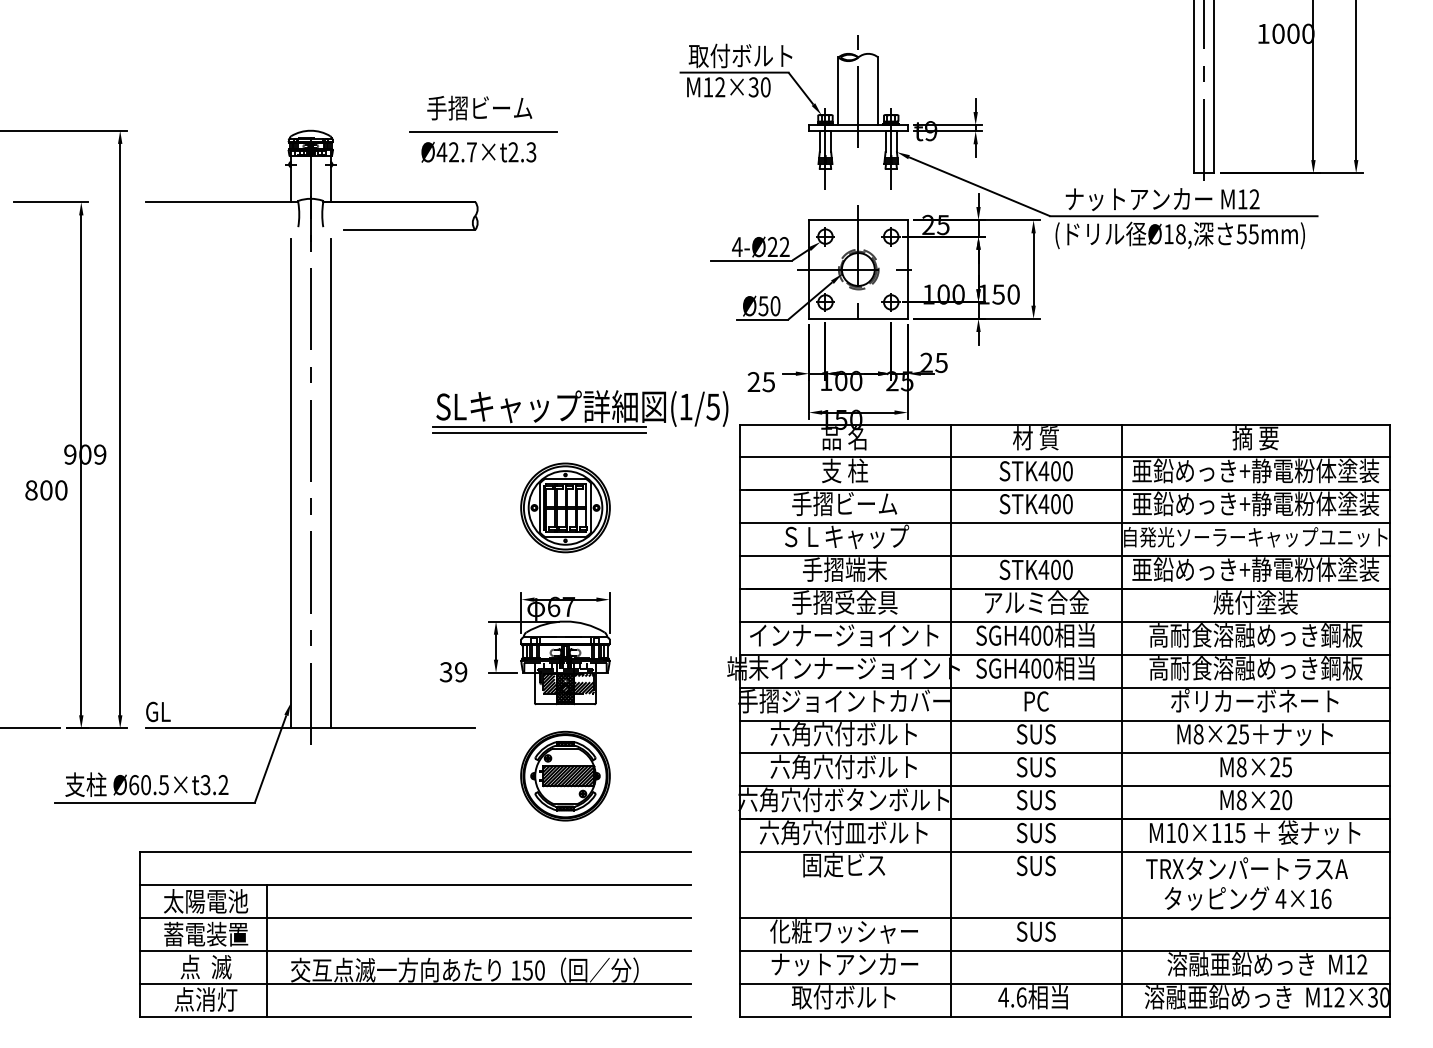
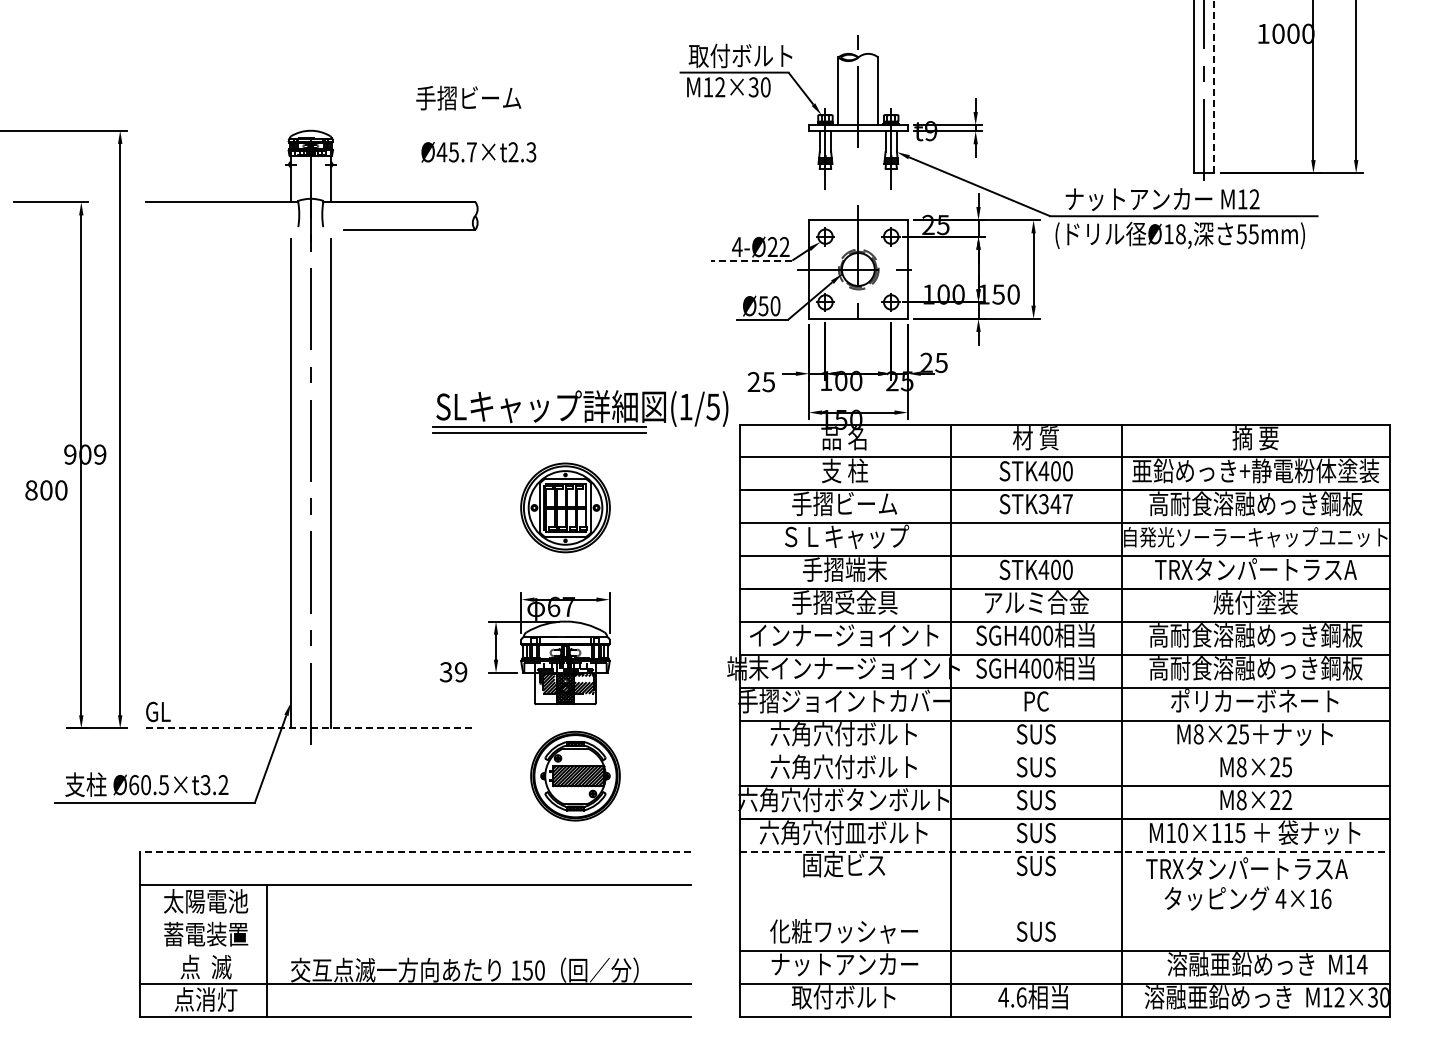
line: solid -> dashed (1214, 86)
text position: (479, 107) -> (468, 97) (468, 97)
line: present -> none (483, 131)
text: Ø42.7×t2.3 -> Ø45.7×t2.3 (453, 152)
line: solid -> dashed (751, 260)
text: 亜鉛めっき+静電粉体塗装 -> 高耐食溶融めっき鋼板 (1255, 503)
text: STK400 -> STK347 (1055, 504)
text: 亜鉛めっき+静電粉体塗装 -> TRXタンパートラスA (1255, 569)
line: present -> none (31, 728)
line: solid -> dashed (311, 728)
line: present -> none (1064, 753)
part position: (565, 775) -> (575, 775) (575, 775)
text: M8×20 -> M8×22 (1287, 800)
line: solid -> dashed (415, 852)
line: solid -> dashed (1065, 852)
line: present -> none (415, 917)
line: present -> none (1064, 917)
line: present -> none (415, 950)
text: M12 -> M14 (1361, 964)
